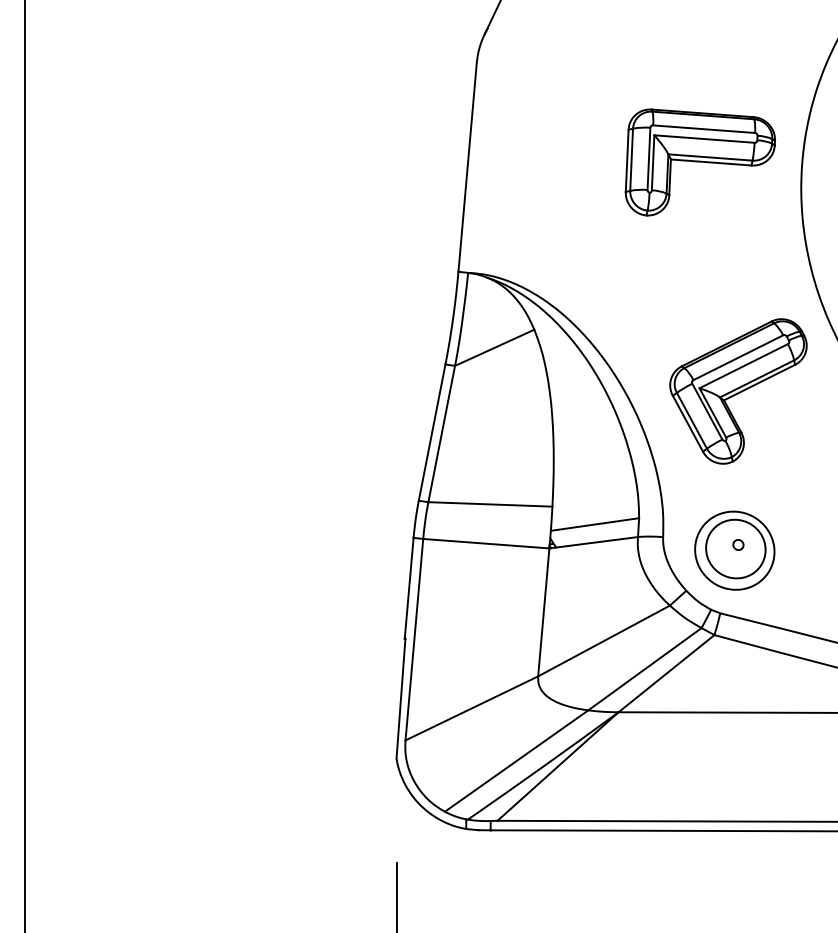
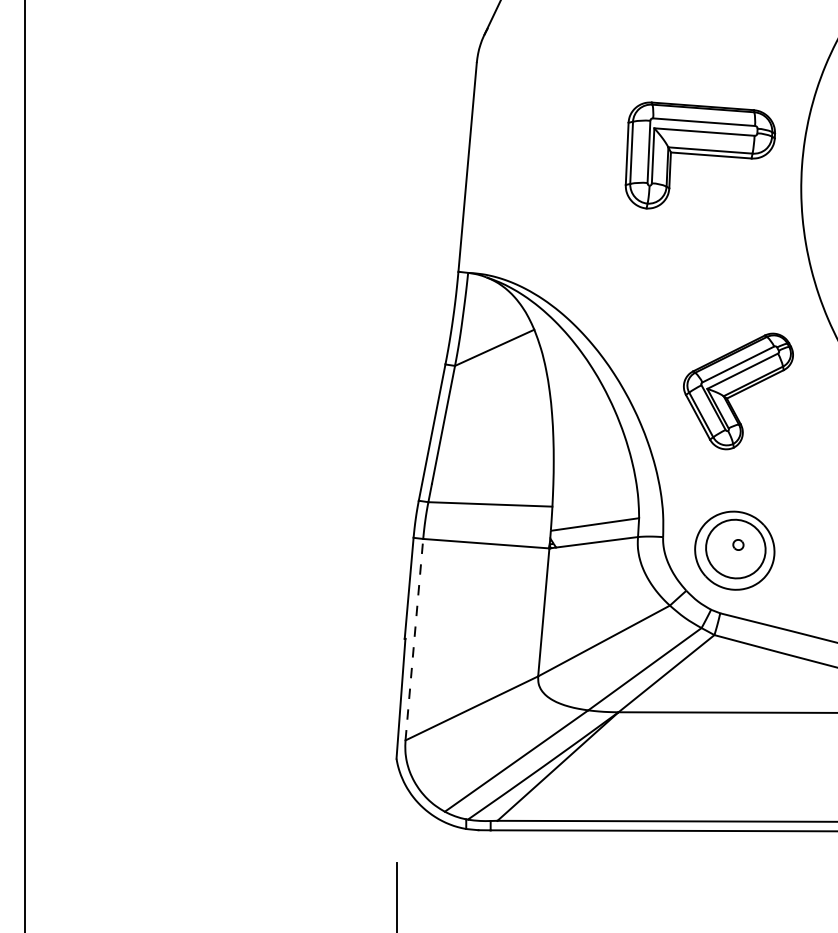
part position: (700, 162) -> (700, 155) (700, 155)
part size: 139x147 px -> 111x119 px (738, 391)
line: solid -> dashed (414, 639)
